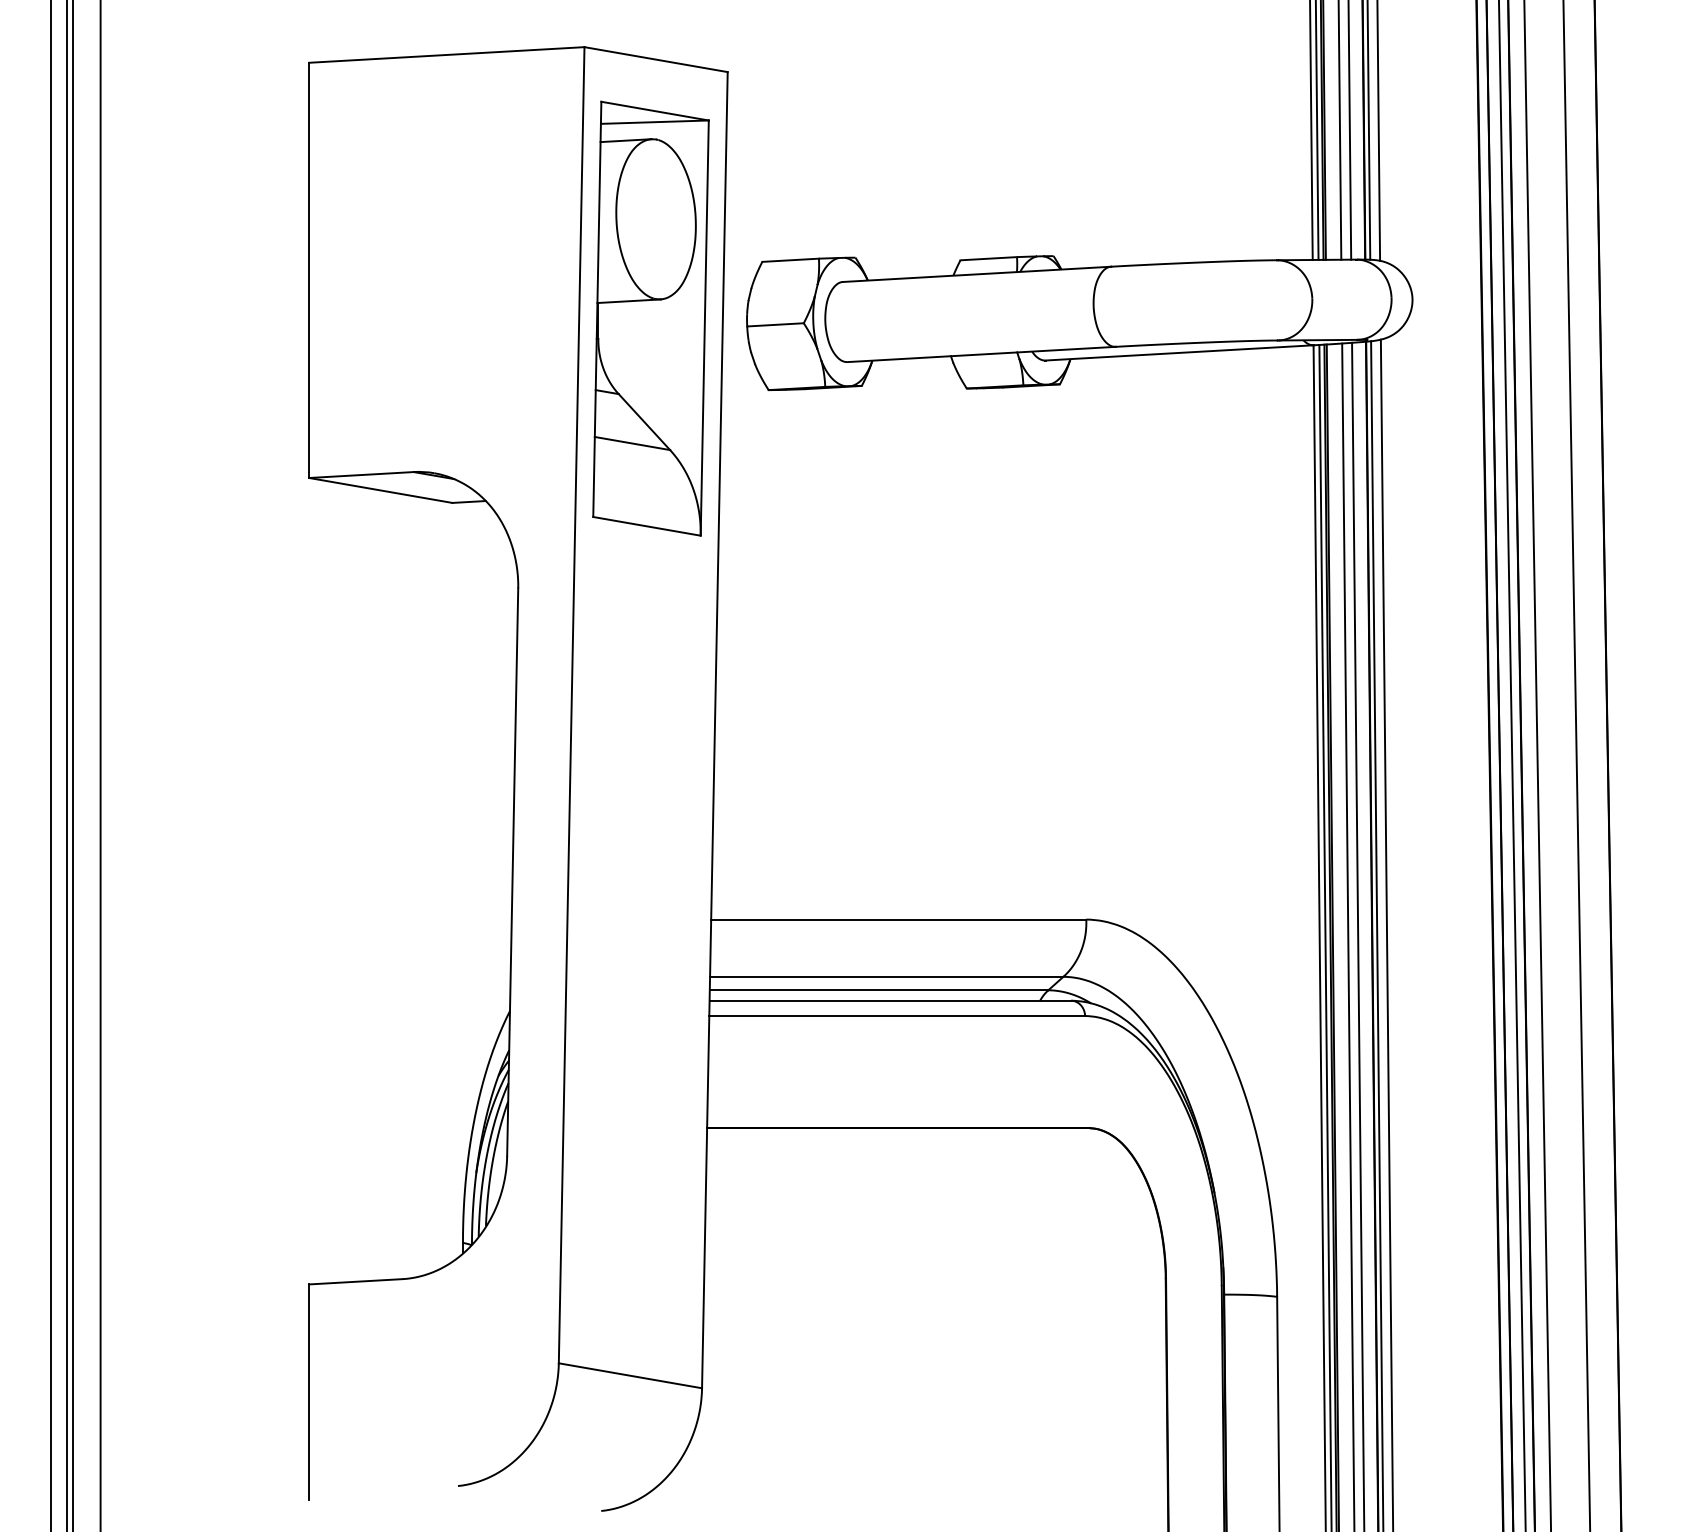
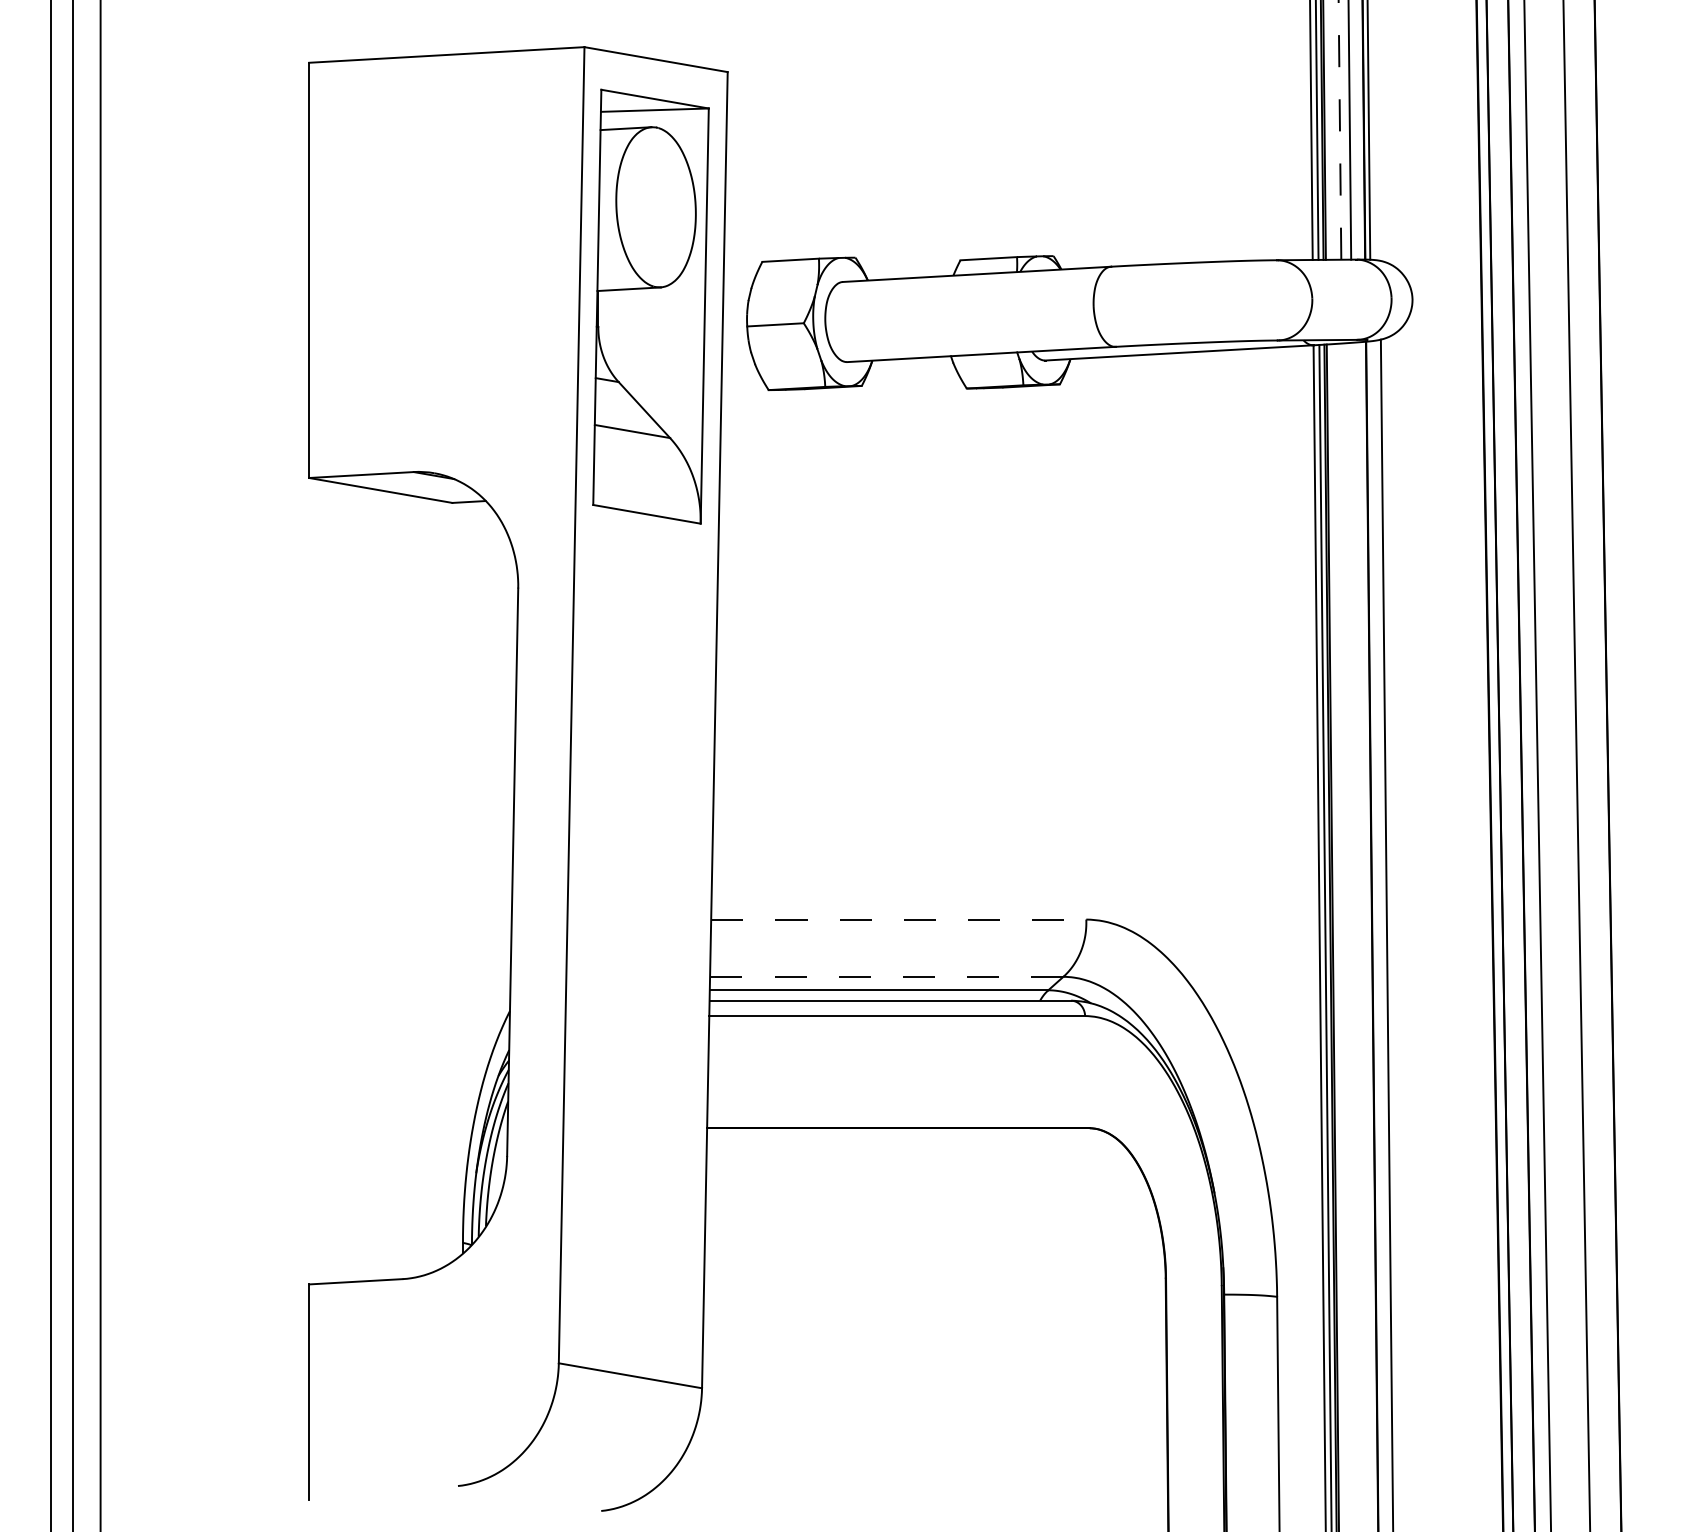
line: solid -> dashed (1339, 129)
line: present -> none (1378, 131)
part position: (650, 318) -> (650, 306) (650, 306)
line: present -> none (67, 765)
line: present -> none (1511, 765)
line: solid -> dashed (898, 919)
line: present -> none (1377, 934)
line: present -> none (1348, 935)
line: present -> none (1358, 935)
line: solid -> dashed (886, 976)
